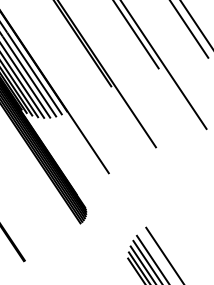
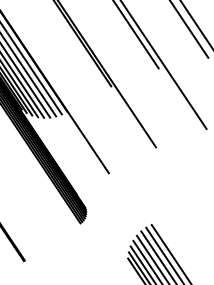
line: none -> present (170, 252)
line: none -> present (157, 255)
